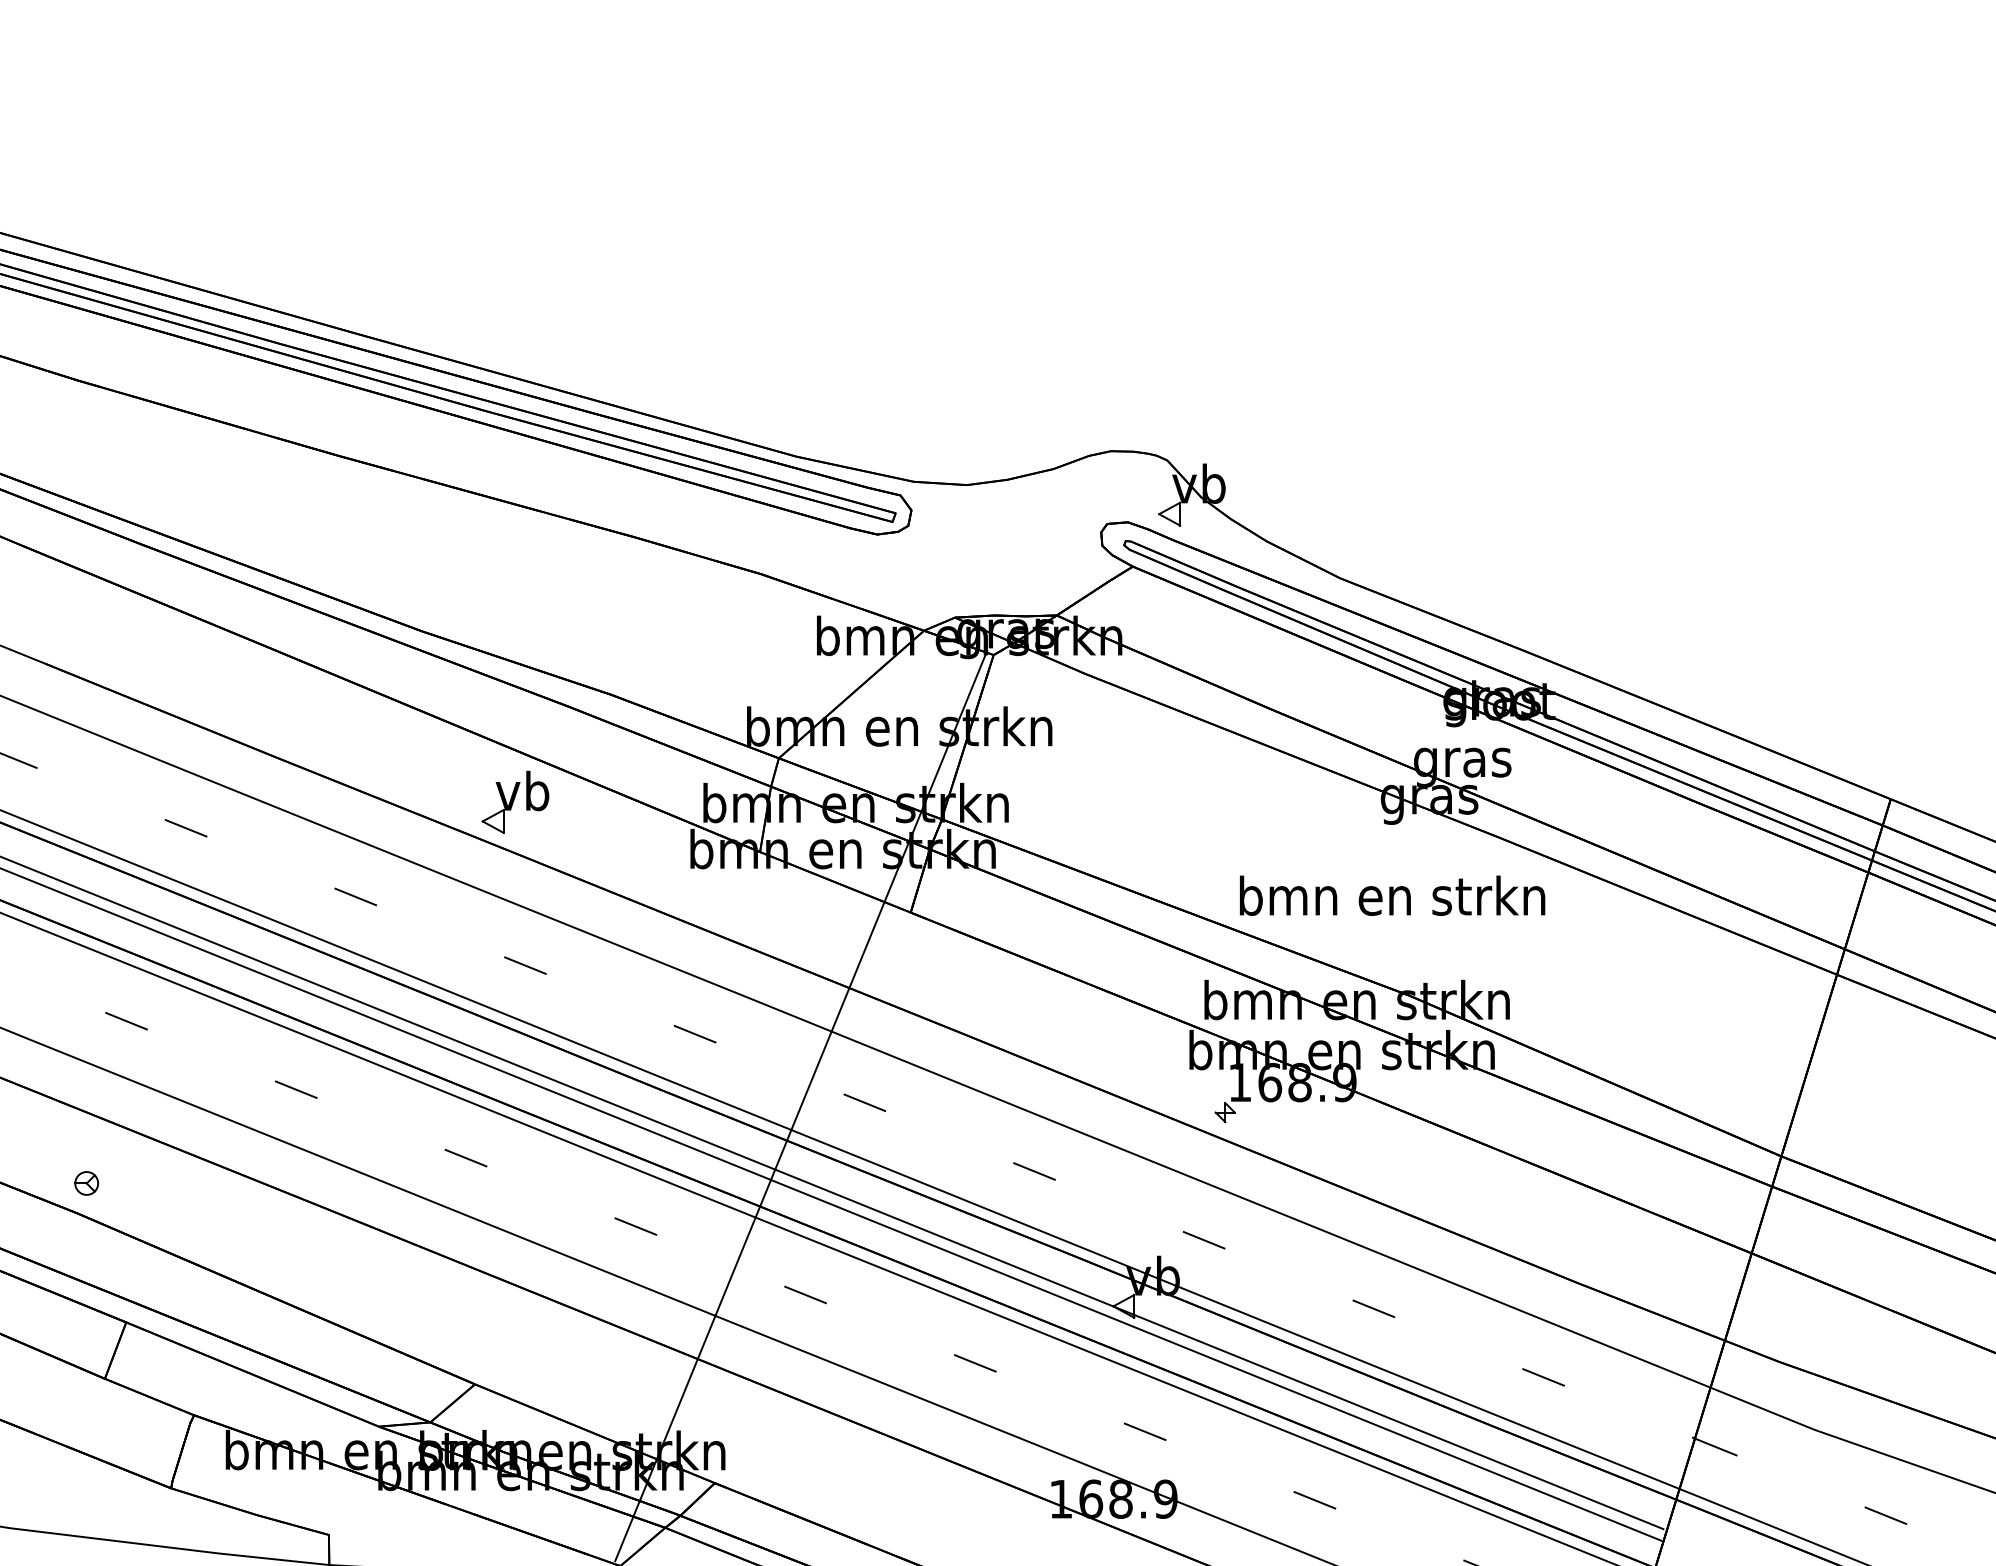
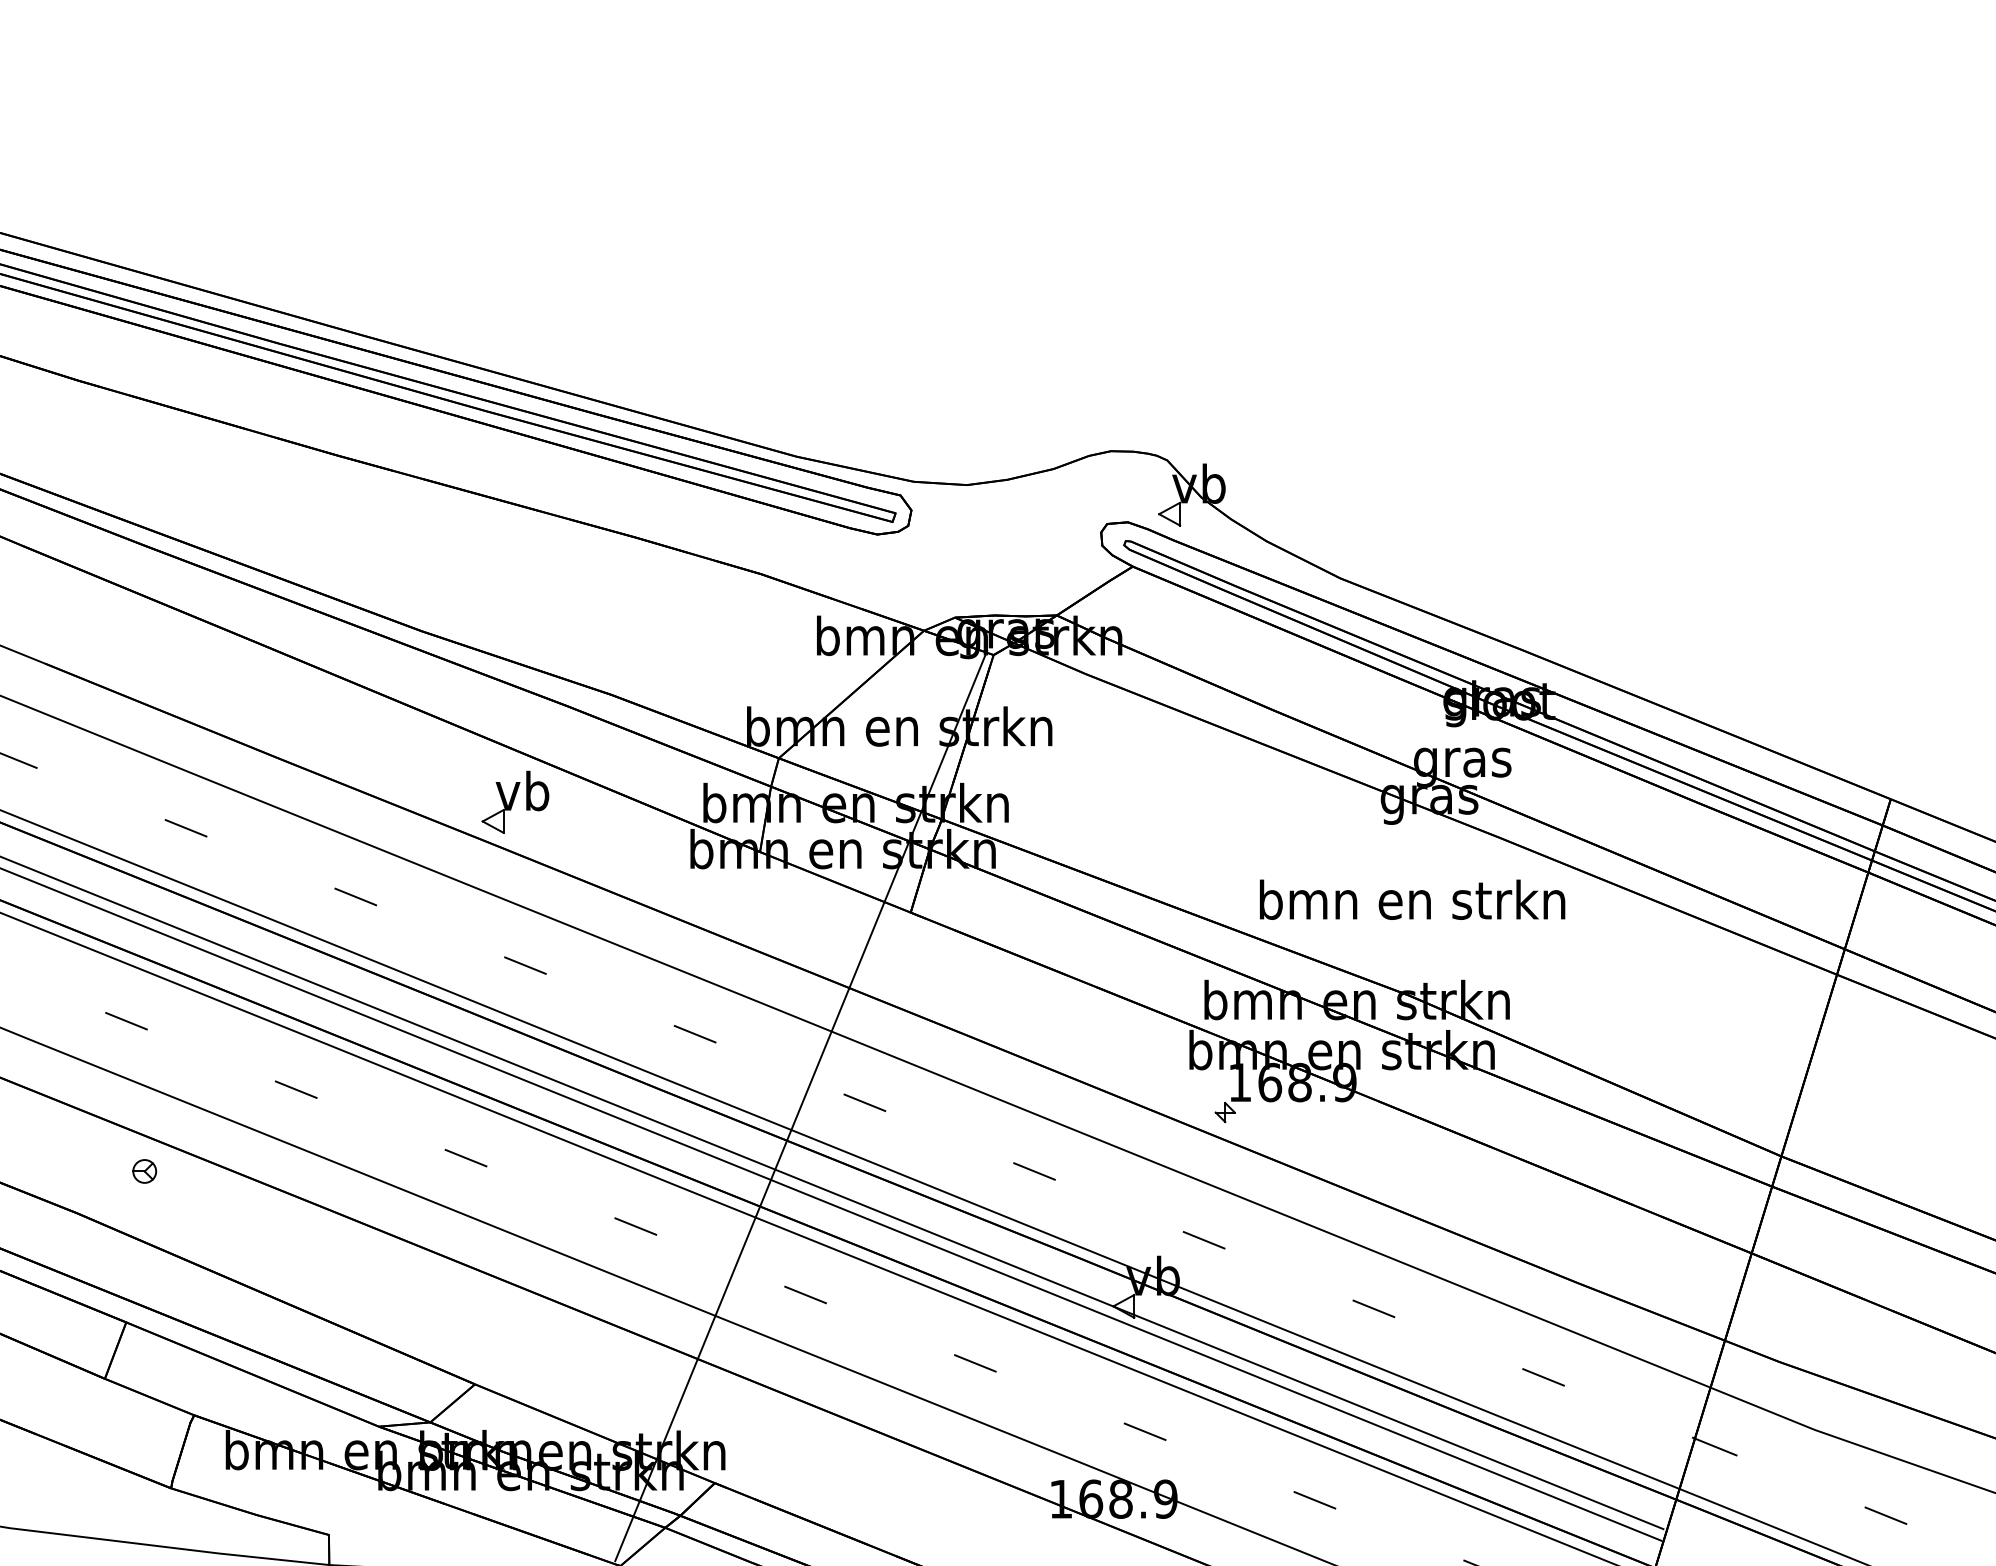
text position: (1392, 895) -> (1412, 899) (1412, 899)
part position: (86, 1183) -> (144, 1171) (144, 1171)
